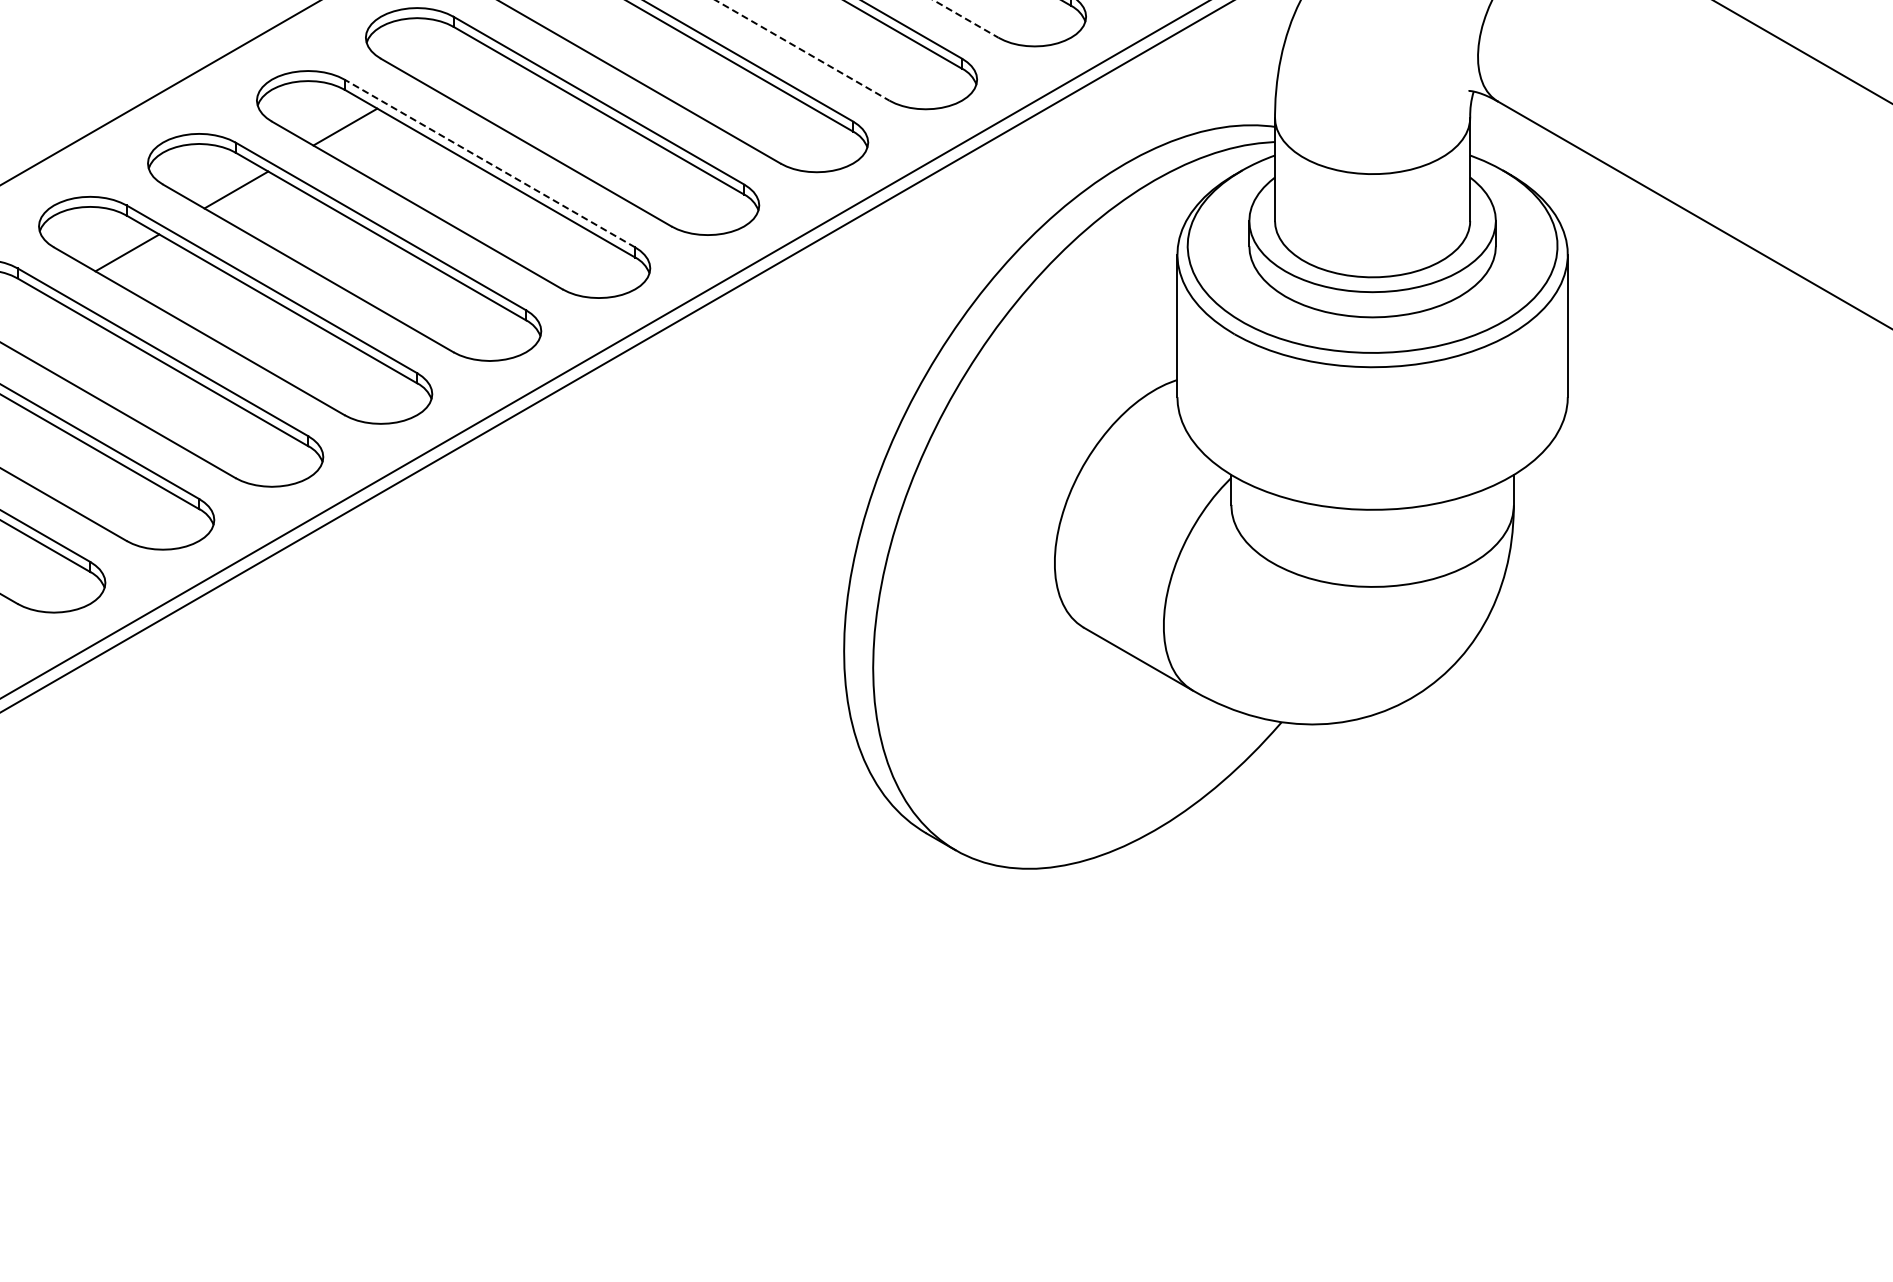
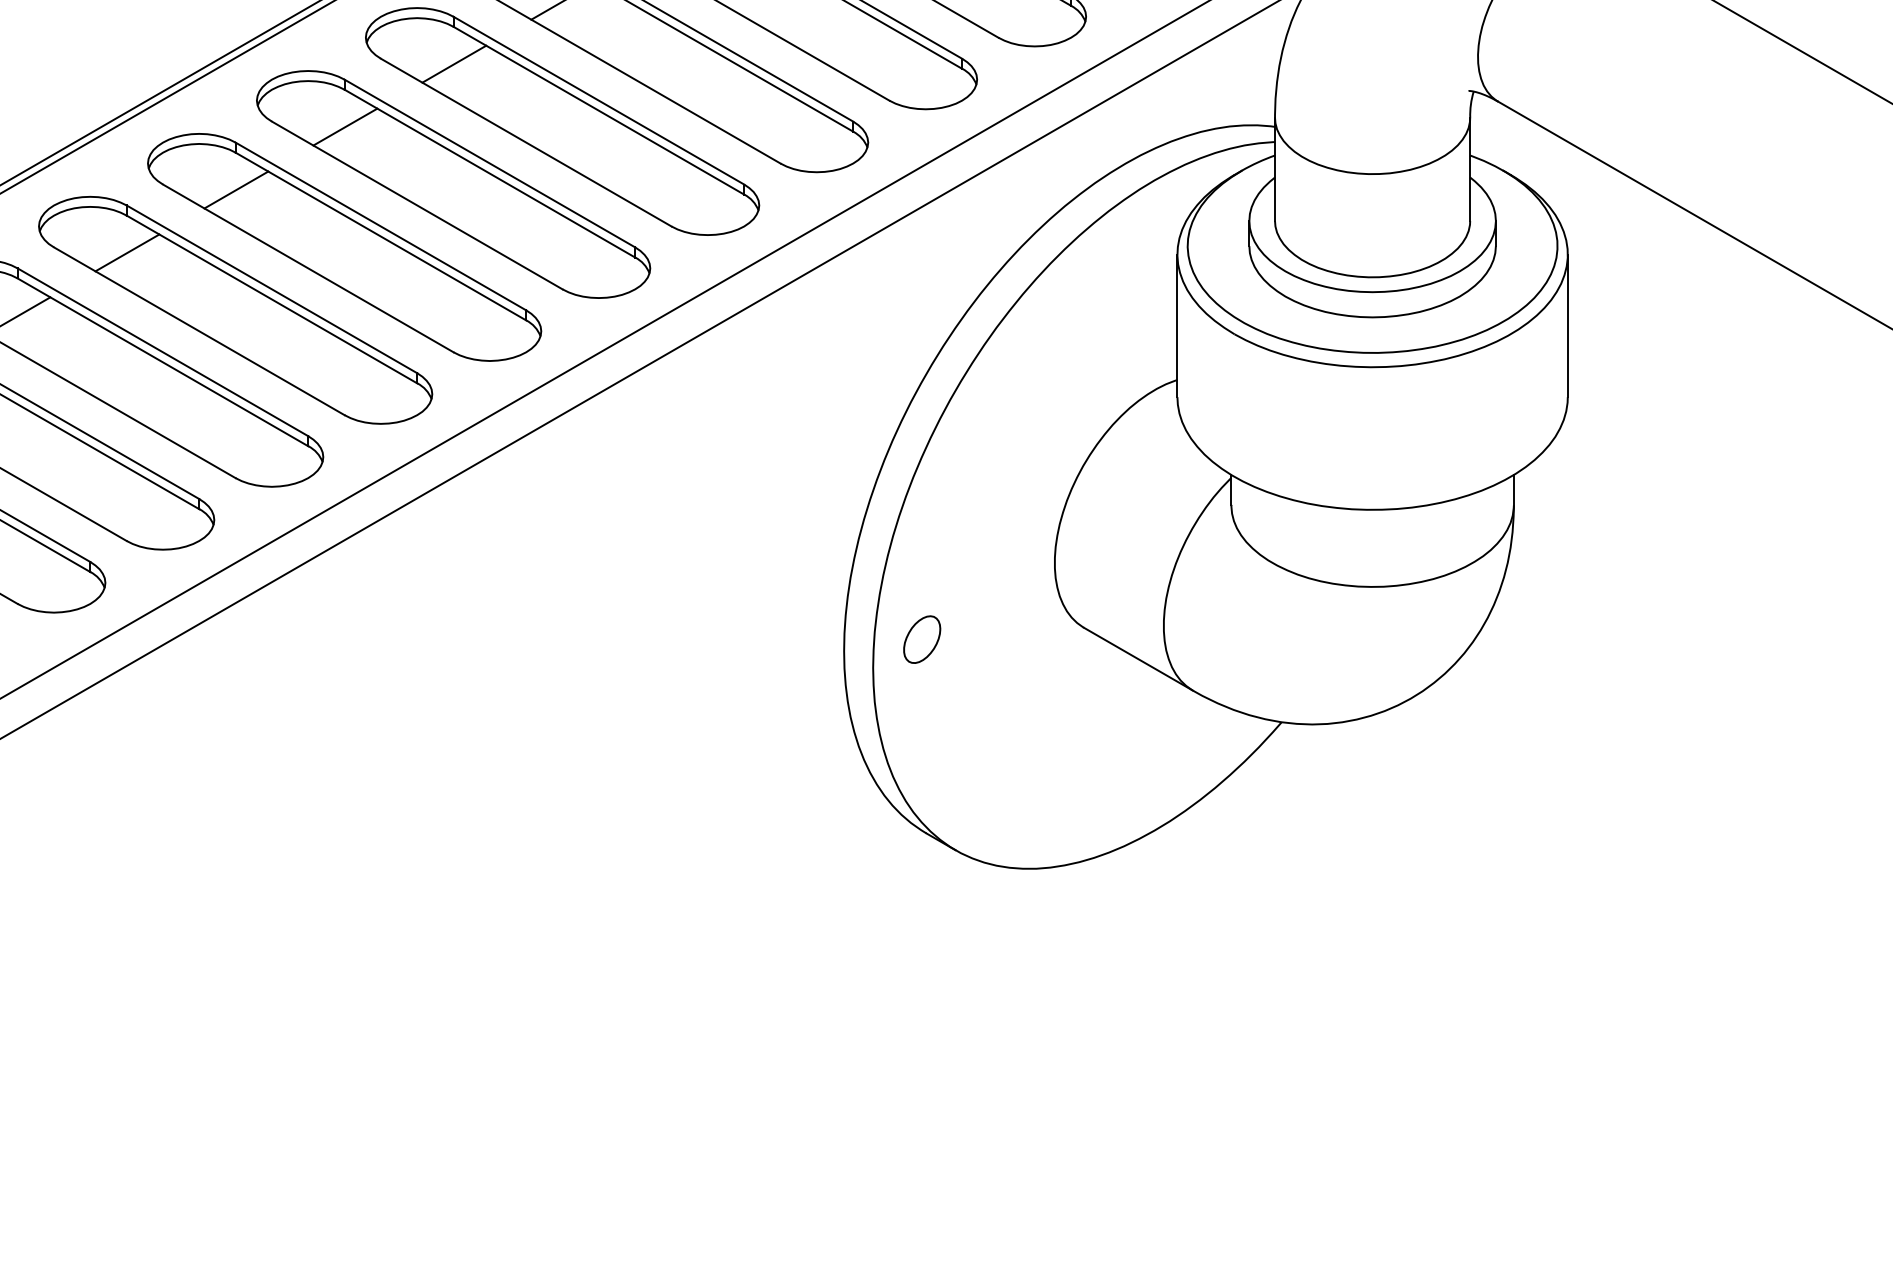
line: none -> present (546, 10)
line: dashed -> solid (966, 19)
line: dashed -> solid (802, 50)
line: none -> present (454, 63)
line: none -> present (166, 97)
line: dashed -> solid (489, 163)
line: none -> present (26, 311)
line position: (616, 356) -> (639, 369) (639, 369)
part: none -> present (922, 639)
